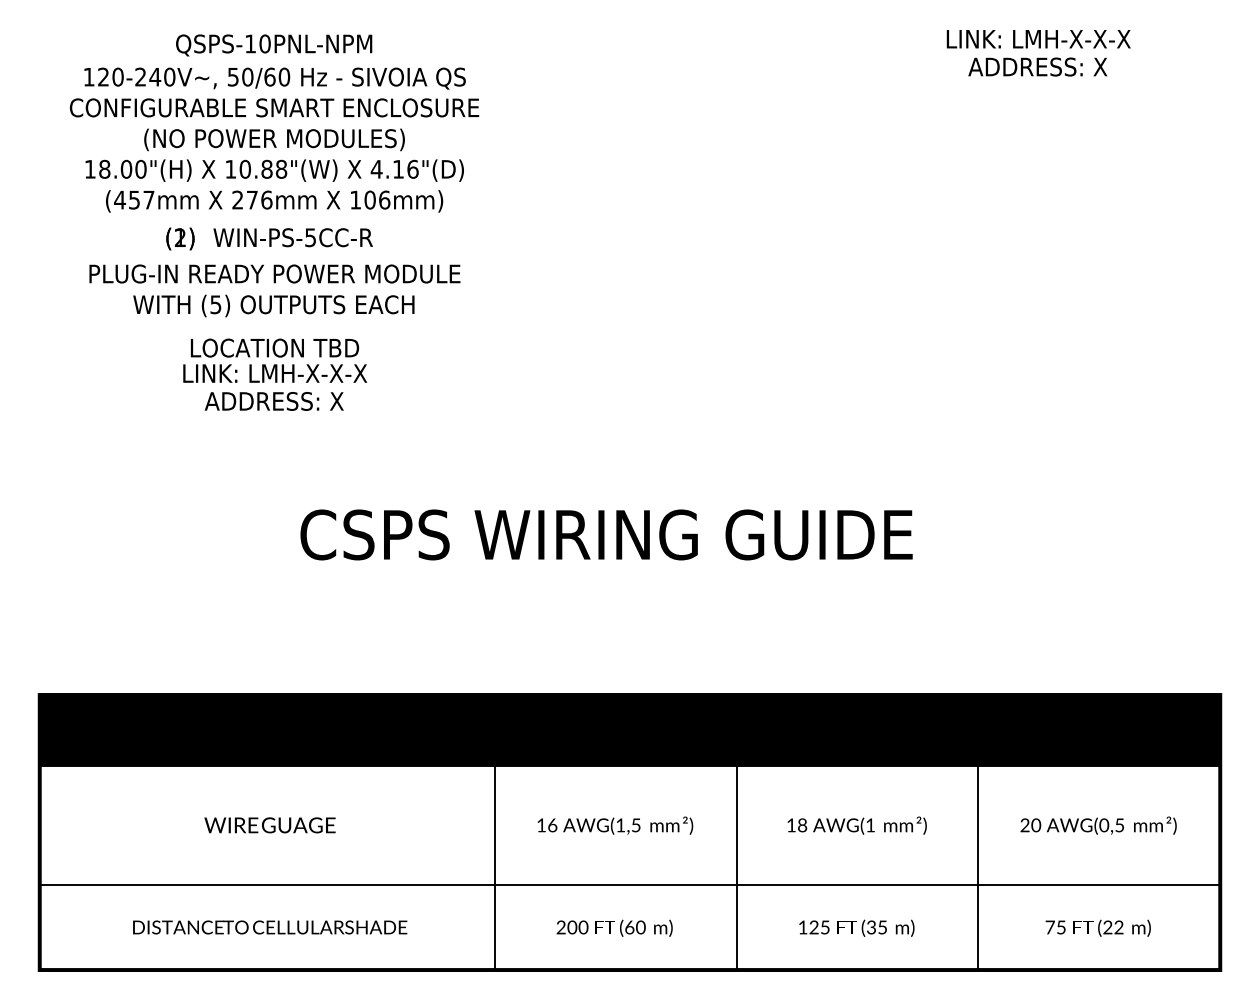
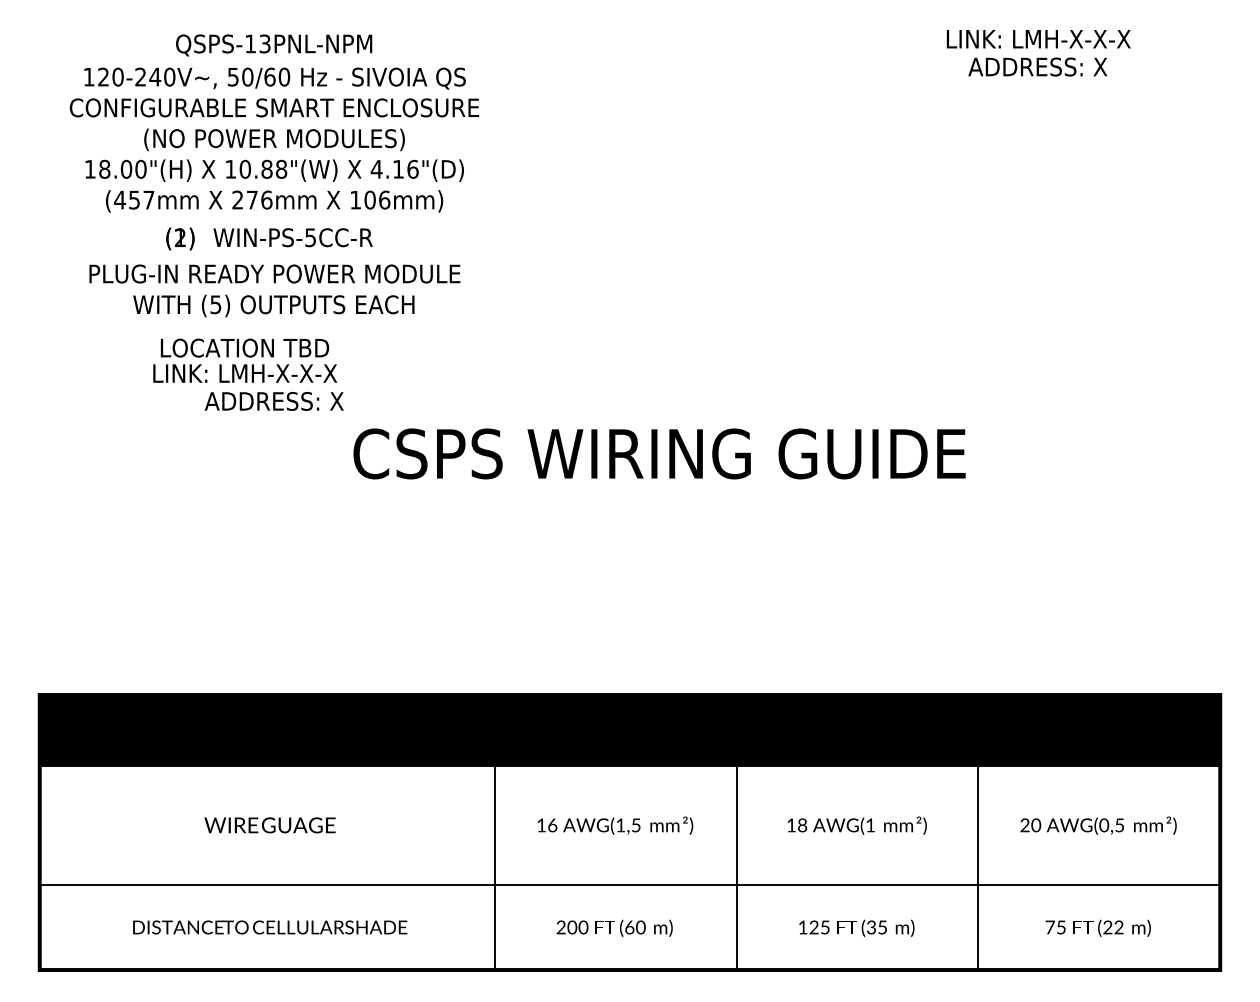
text: QSPS-10PNL-NPM -> QSPS-13PNL-NPM (264, 43)
text position: (275, 360) -> (245, 360) (245, 360)
text position: (606, 534) -> (659, 453) (659, 453)
